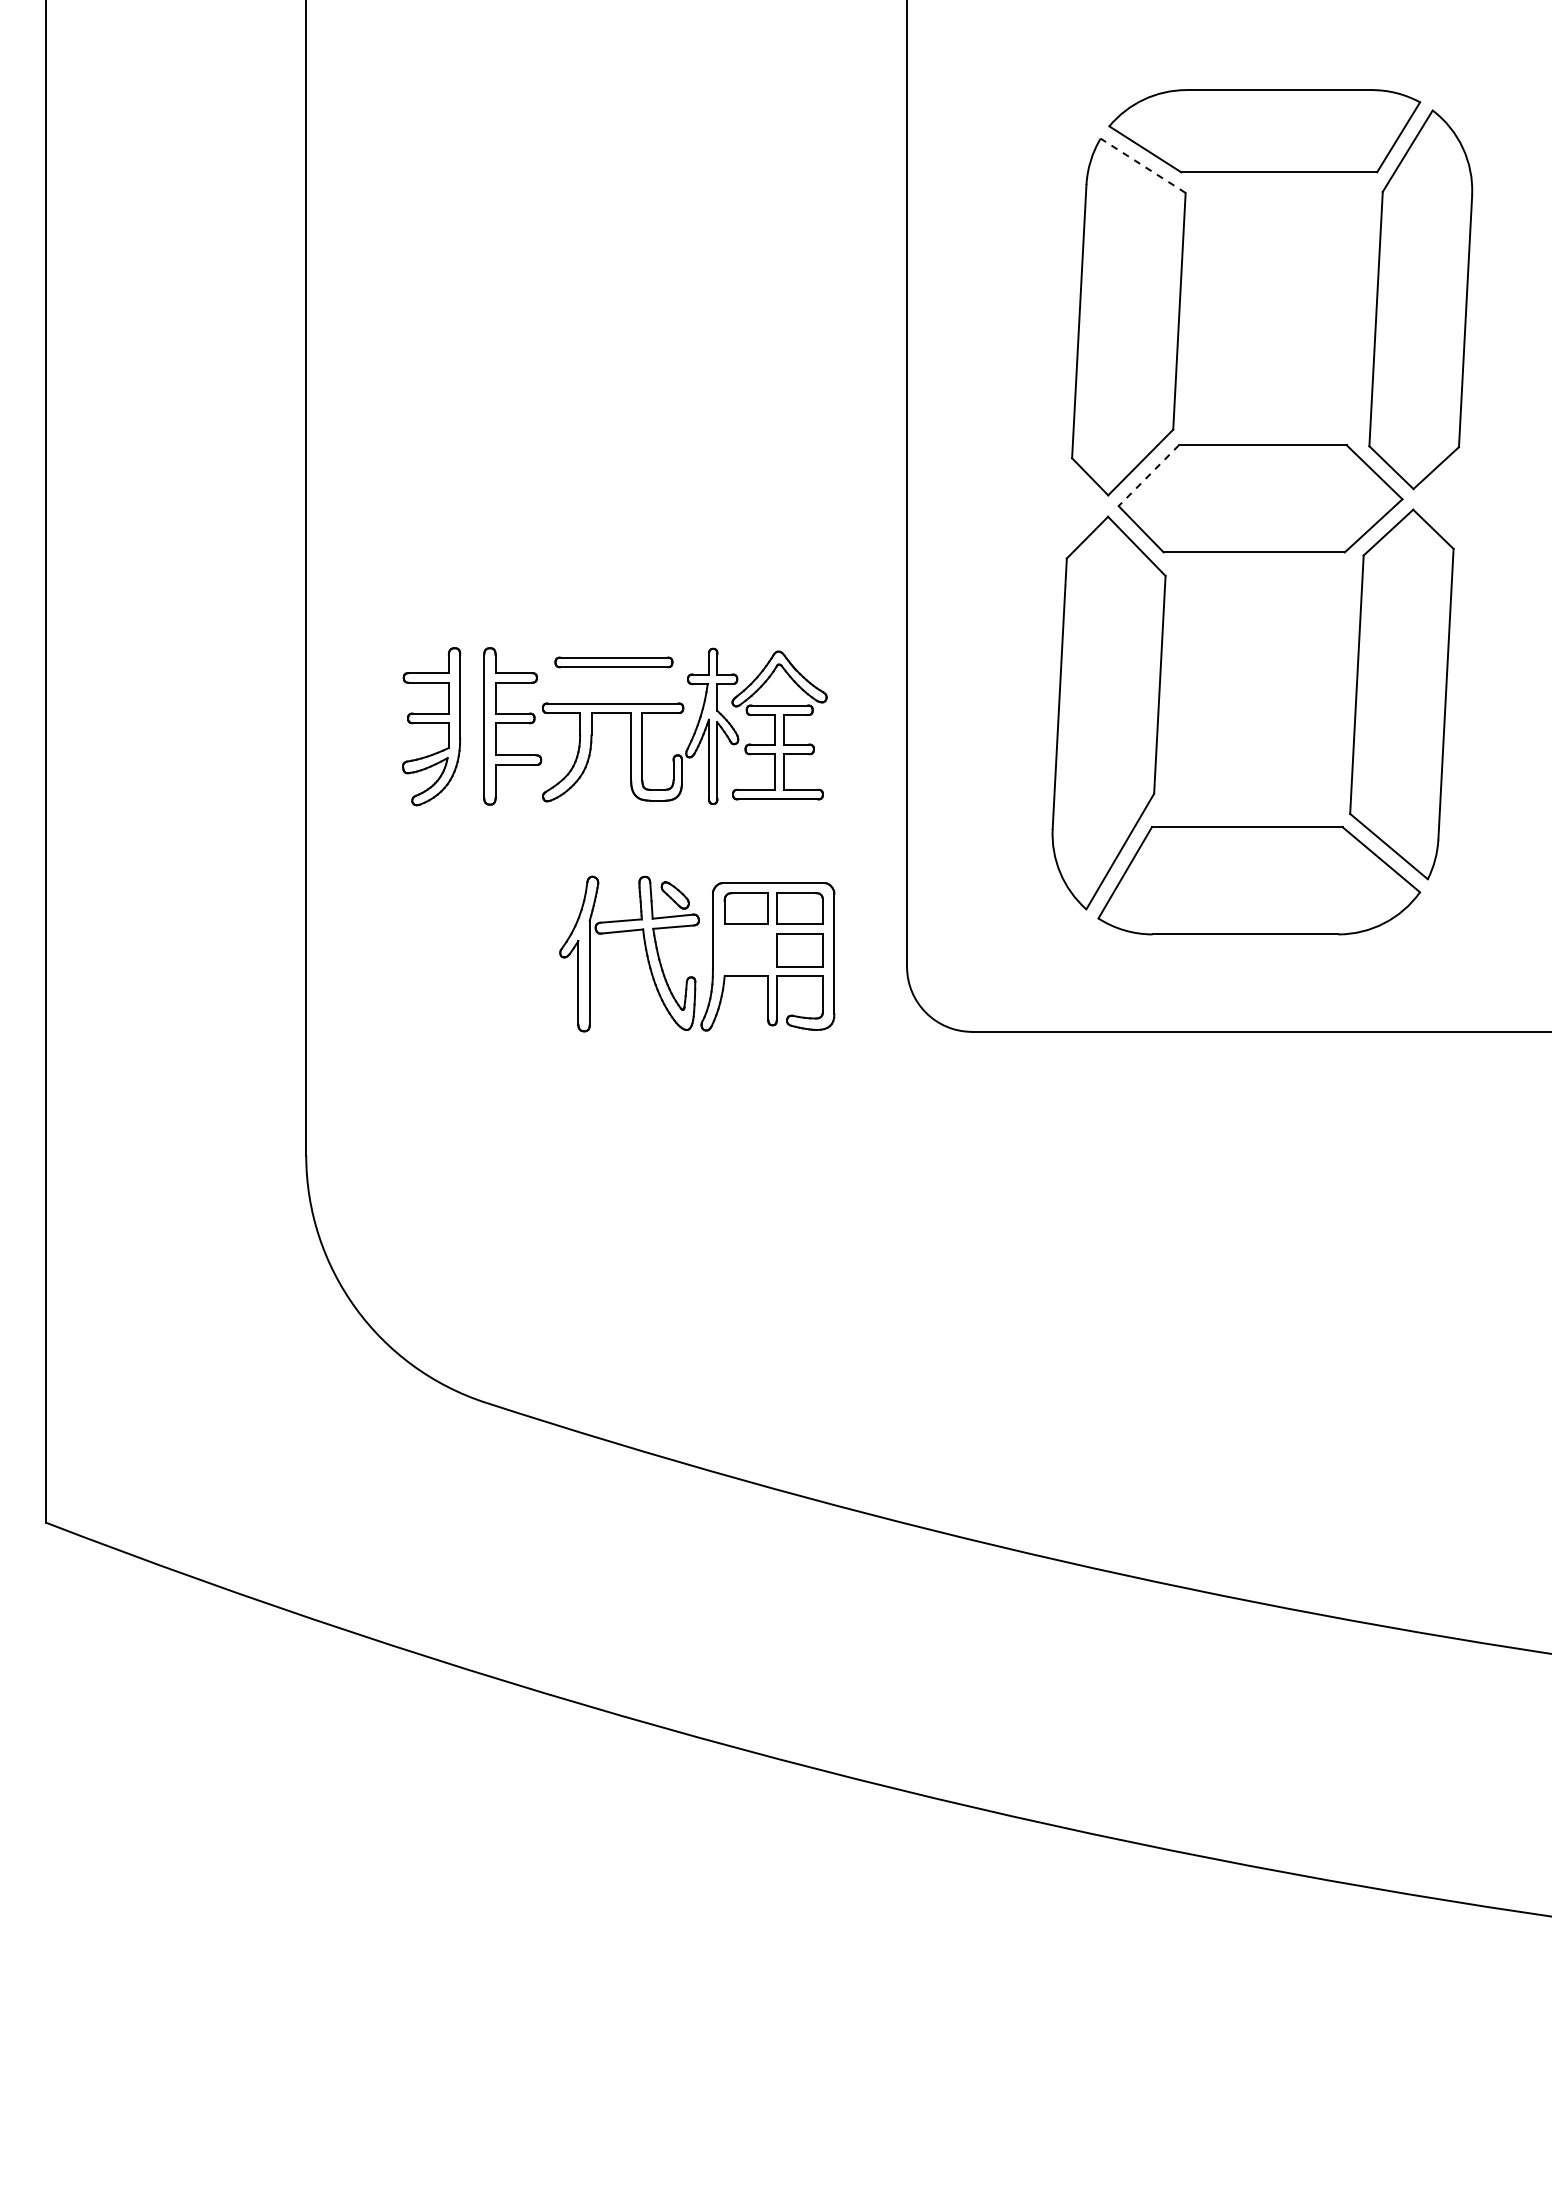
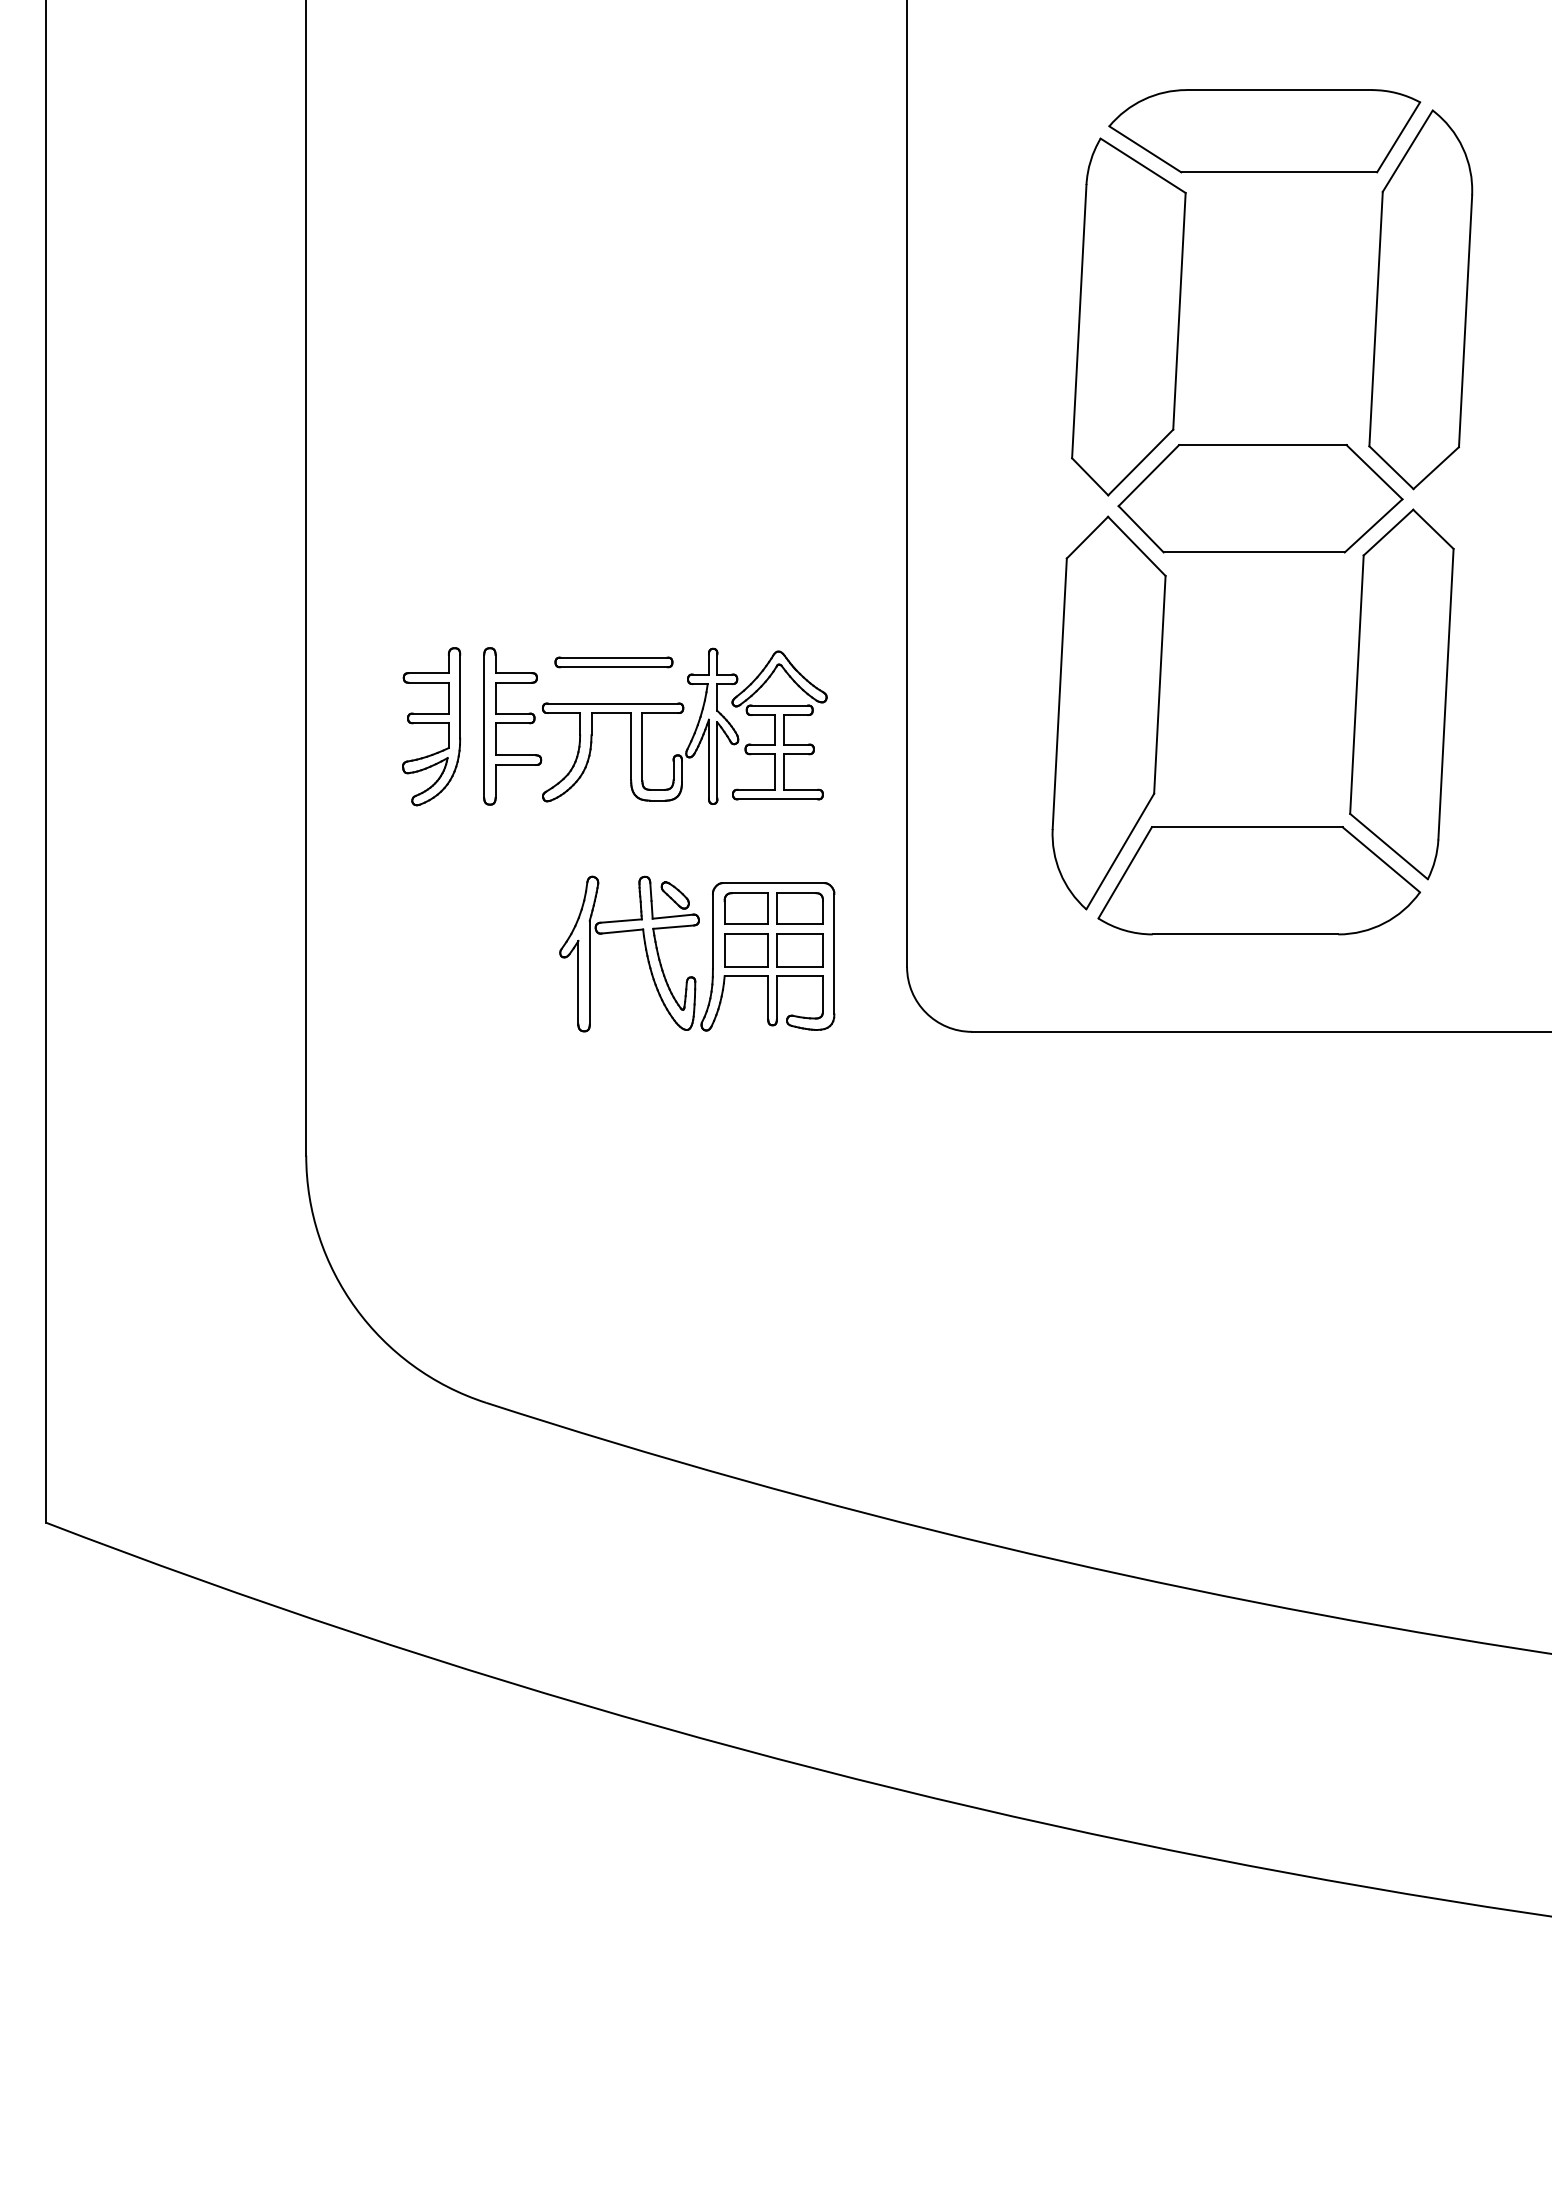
line: dashed -> solid (1142, 165)
line: dashed -> solid (1148, 475)
part: none -> present (746, 950)
